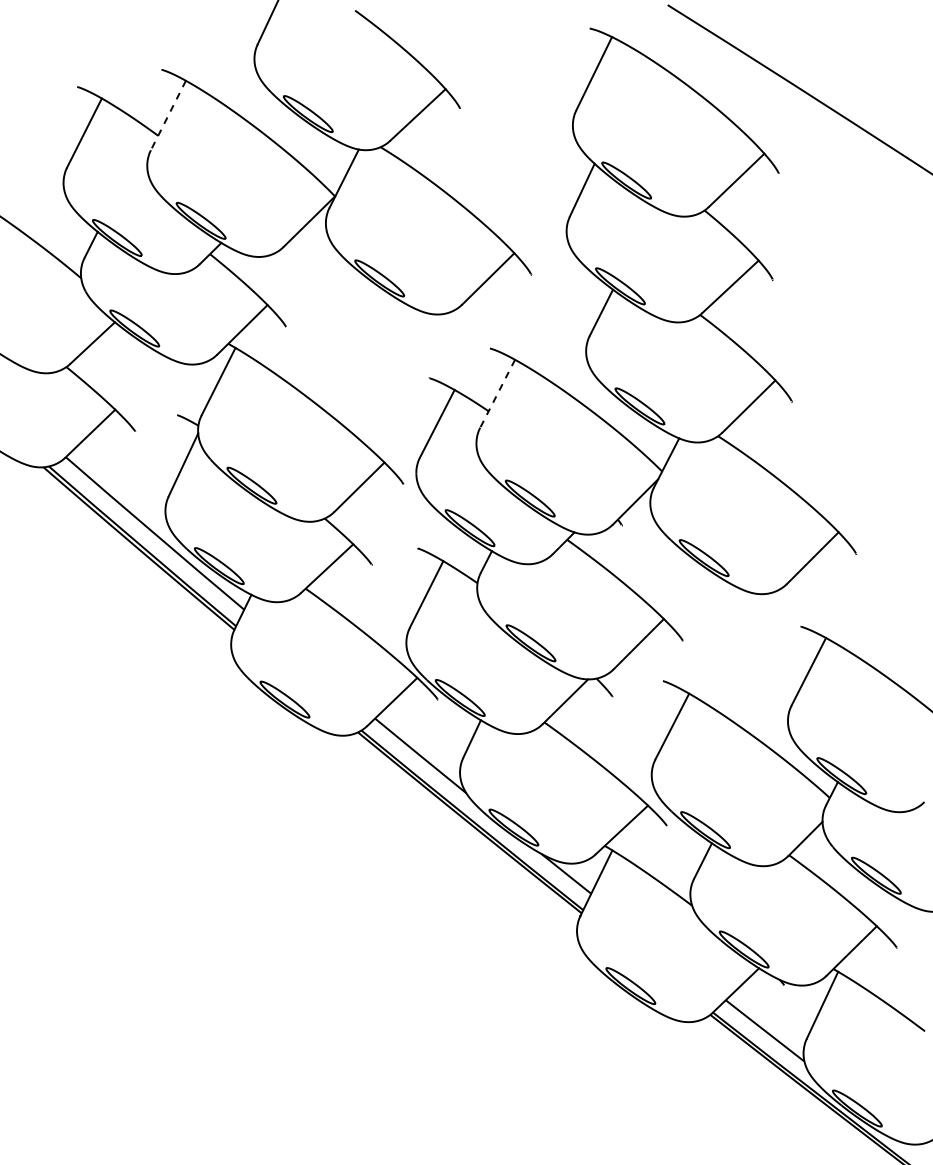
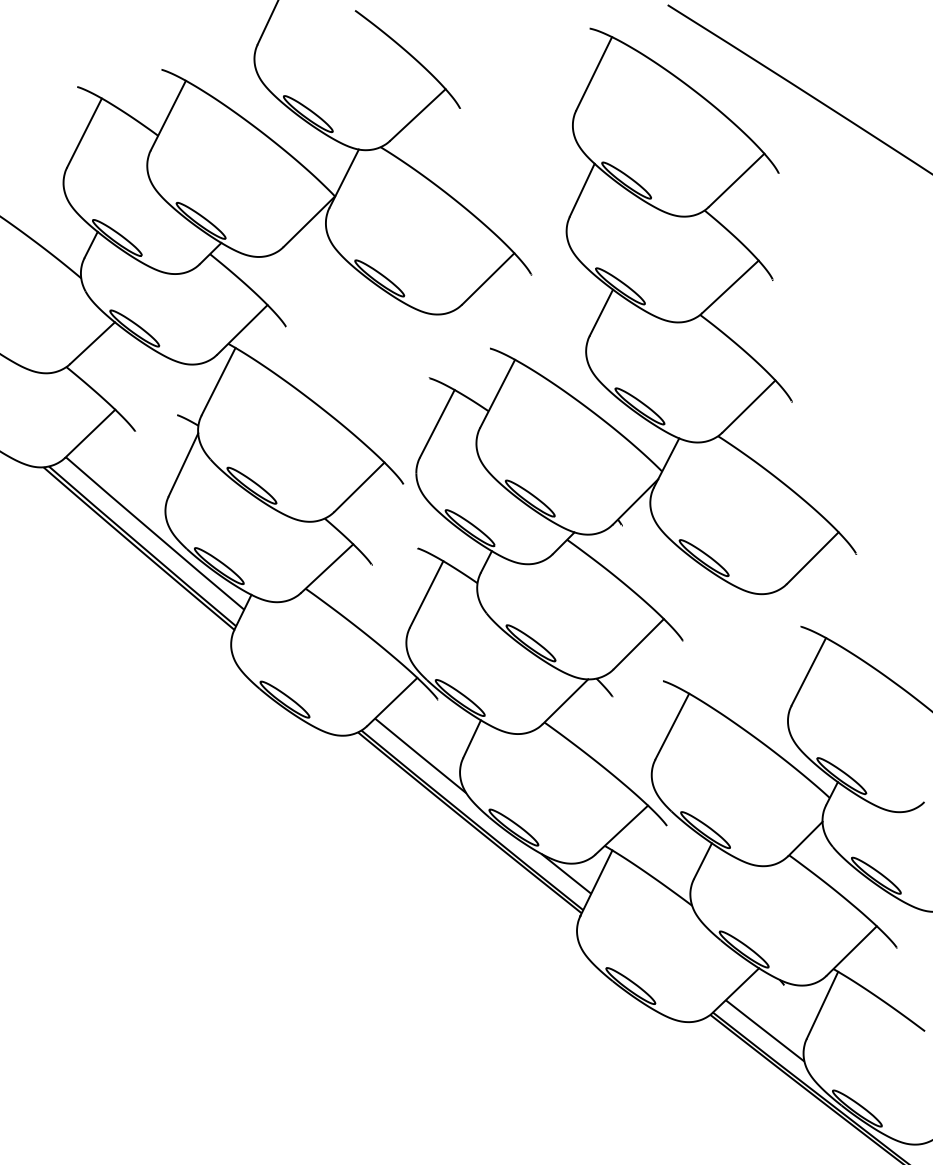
line: dashed -> solid (168, 115)
line: dashed -> solid (497, 394)
